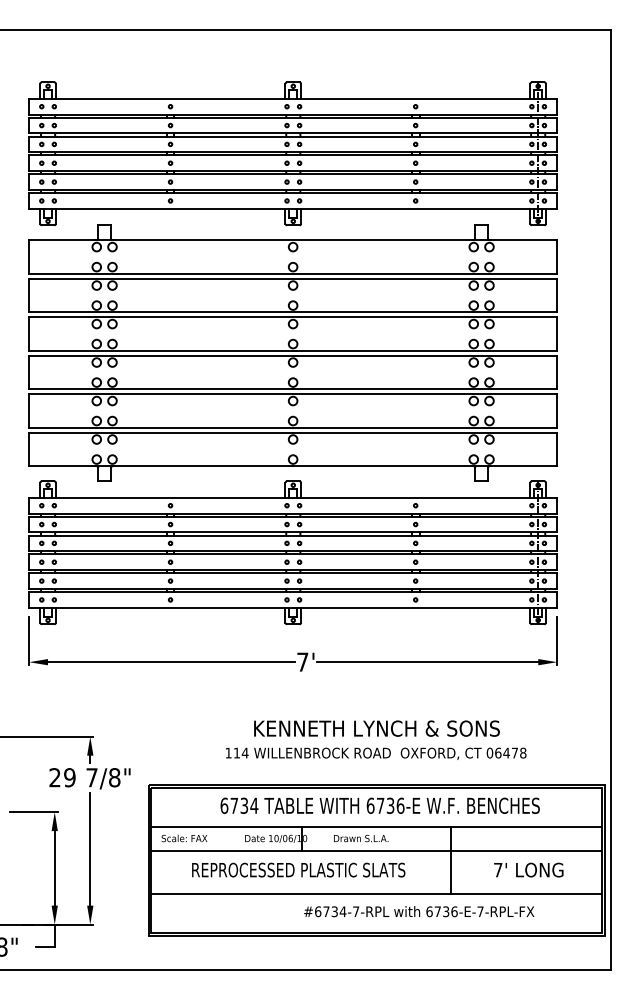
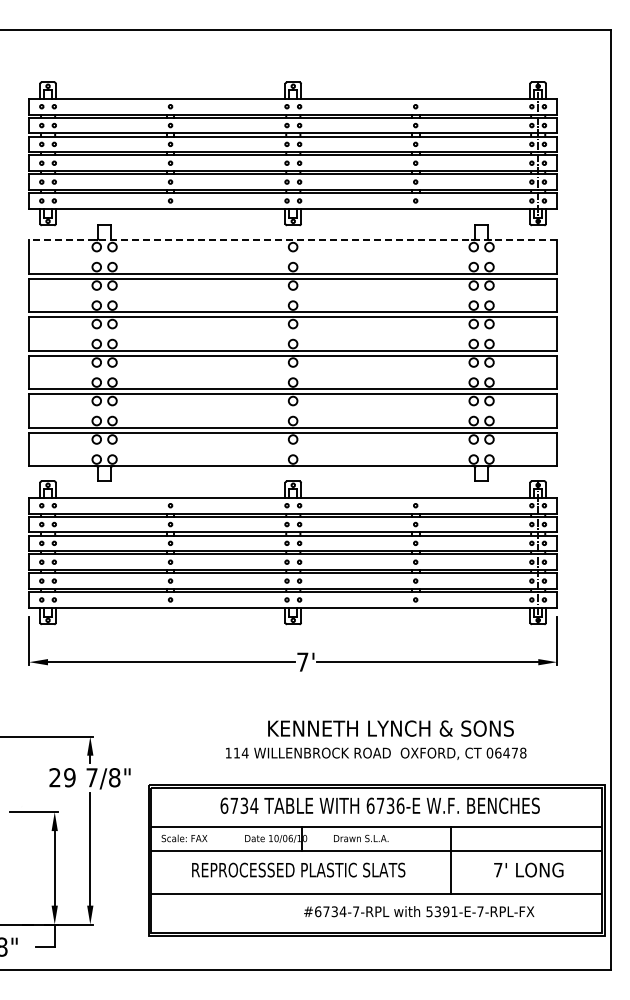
line: solid -> dashed (293, 240)
text position: (376, 728) -> (390, 728) (390, 728)
text: 6736-E-7-RPL-FX -> 5391-E-7-RPL-FX (441, 911)
